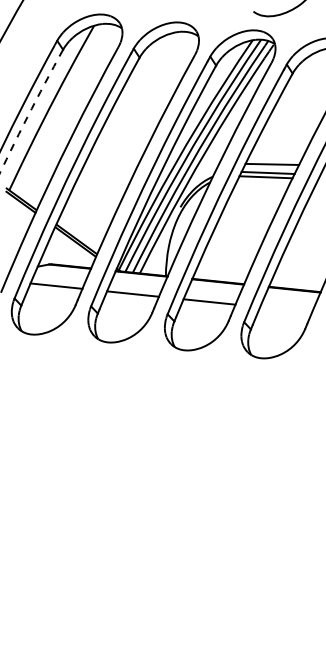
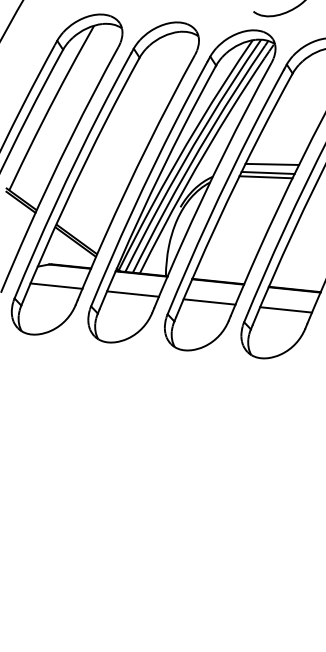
arc: dashed -> solid (30, 111)
line: none -> present (286, 309)
